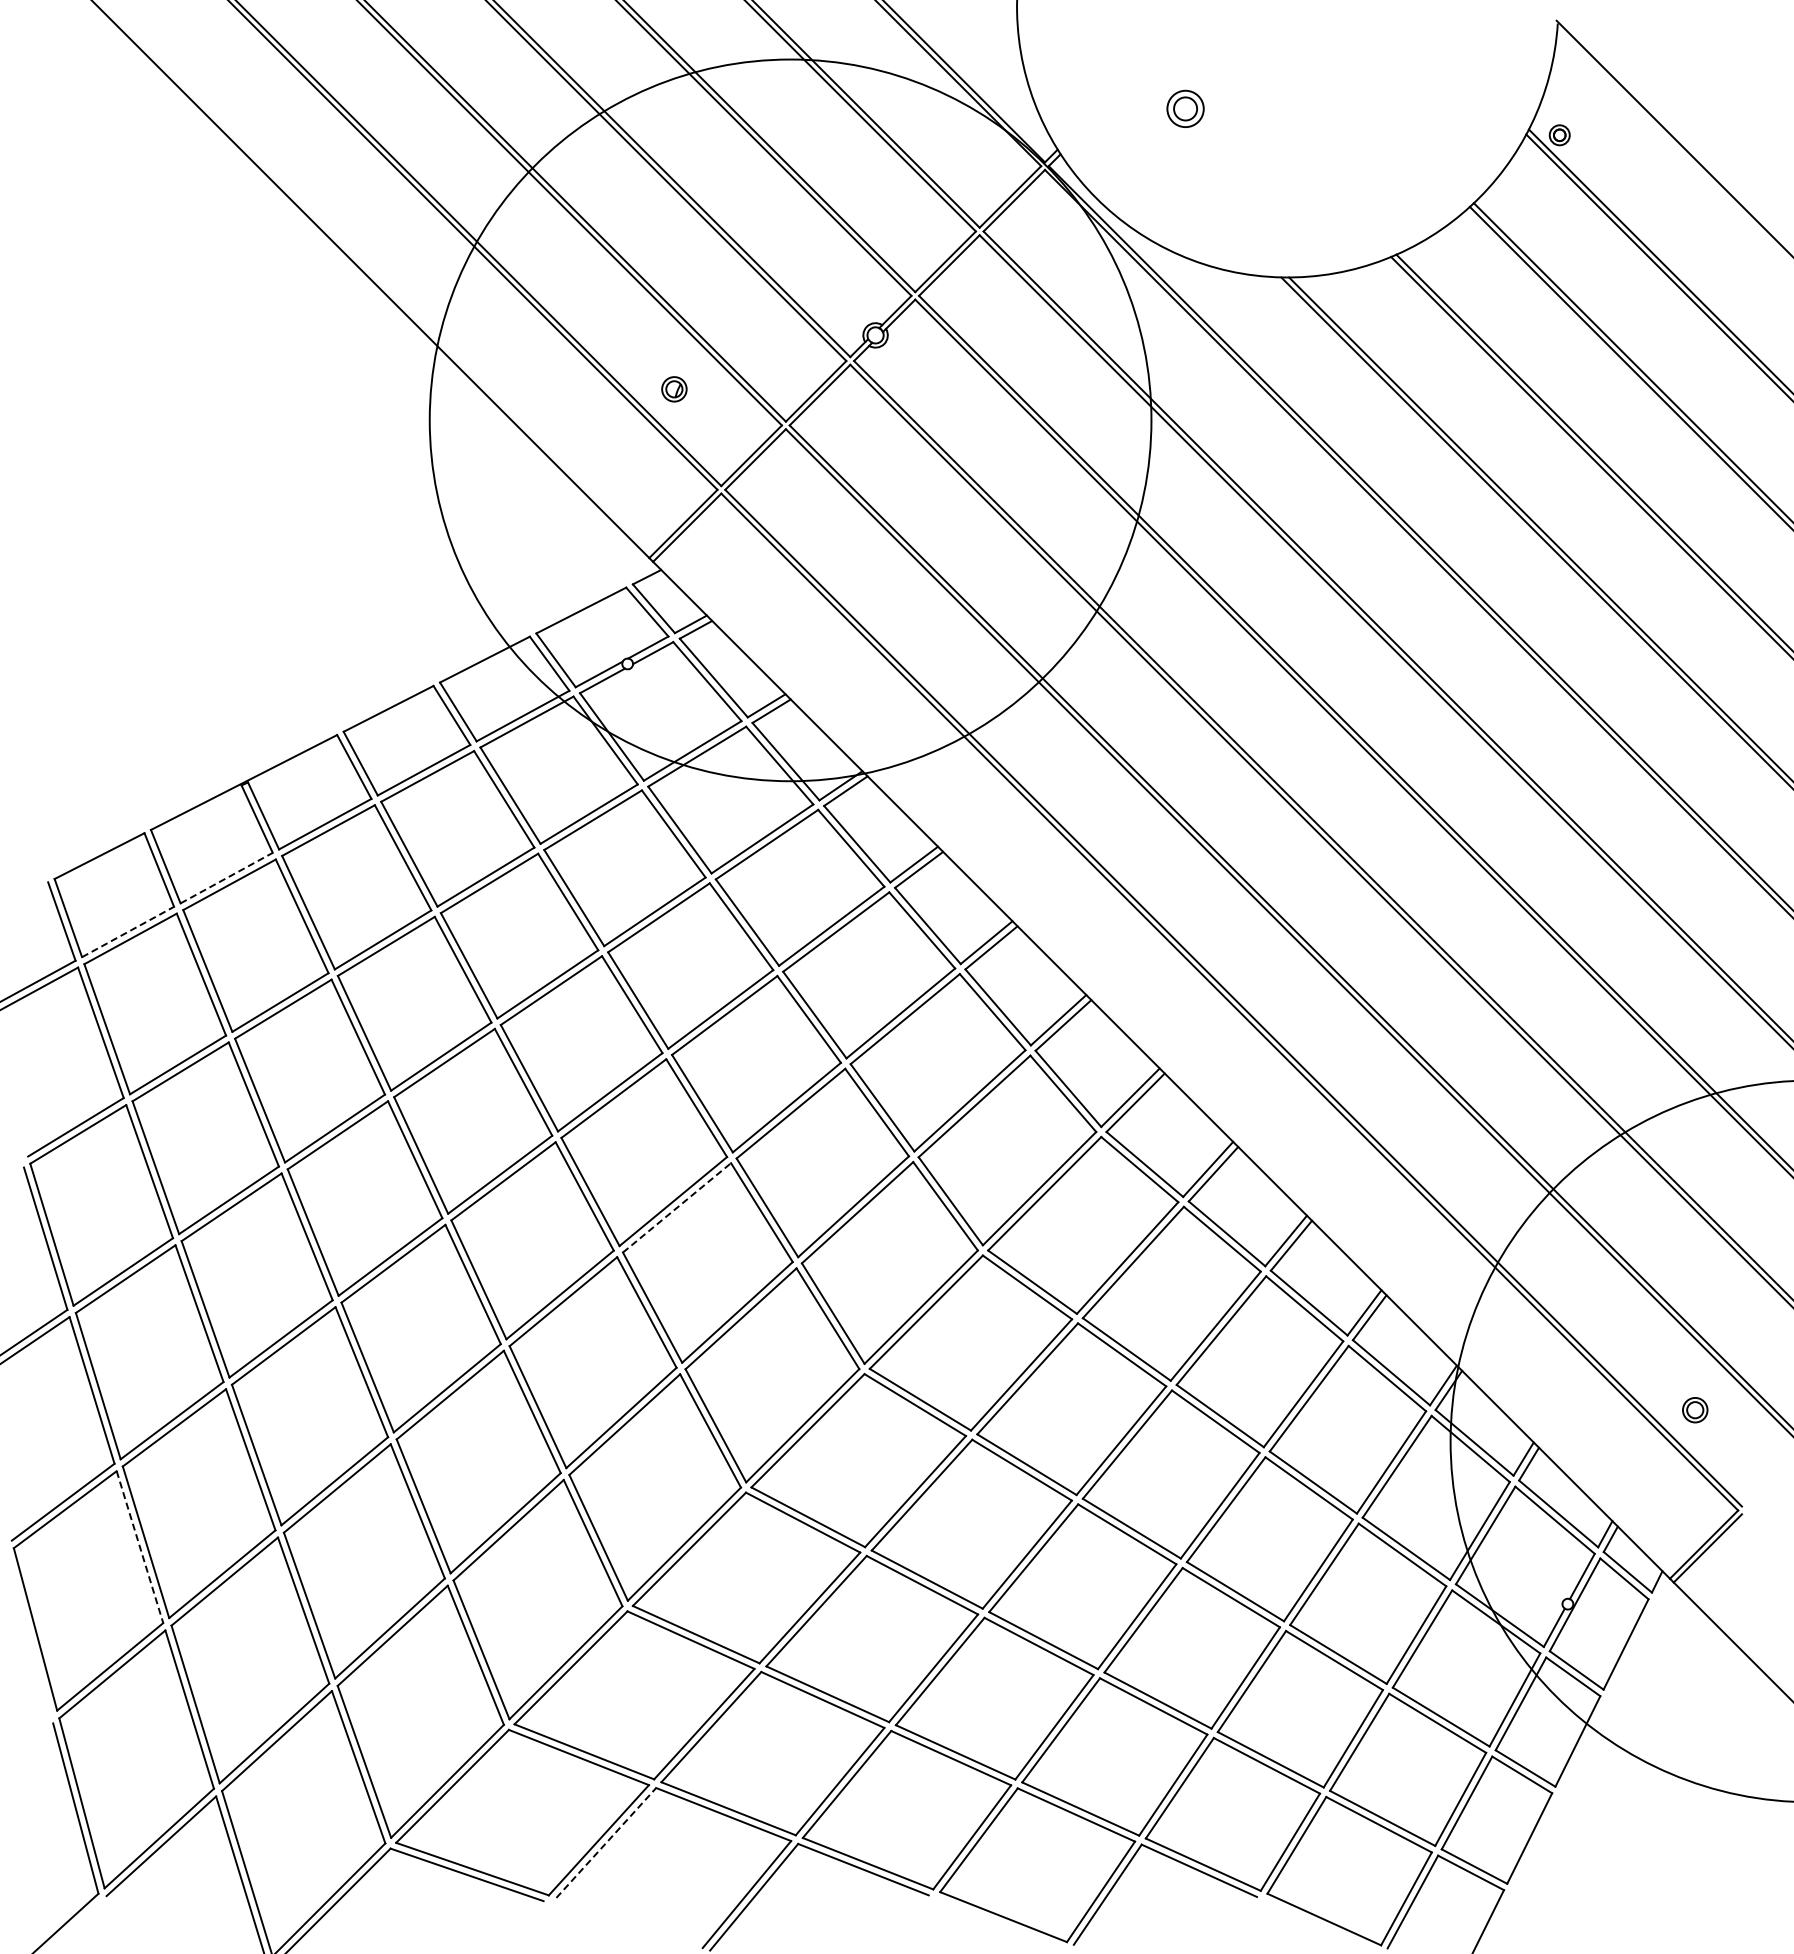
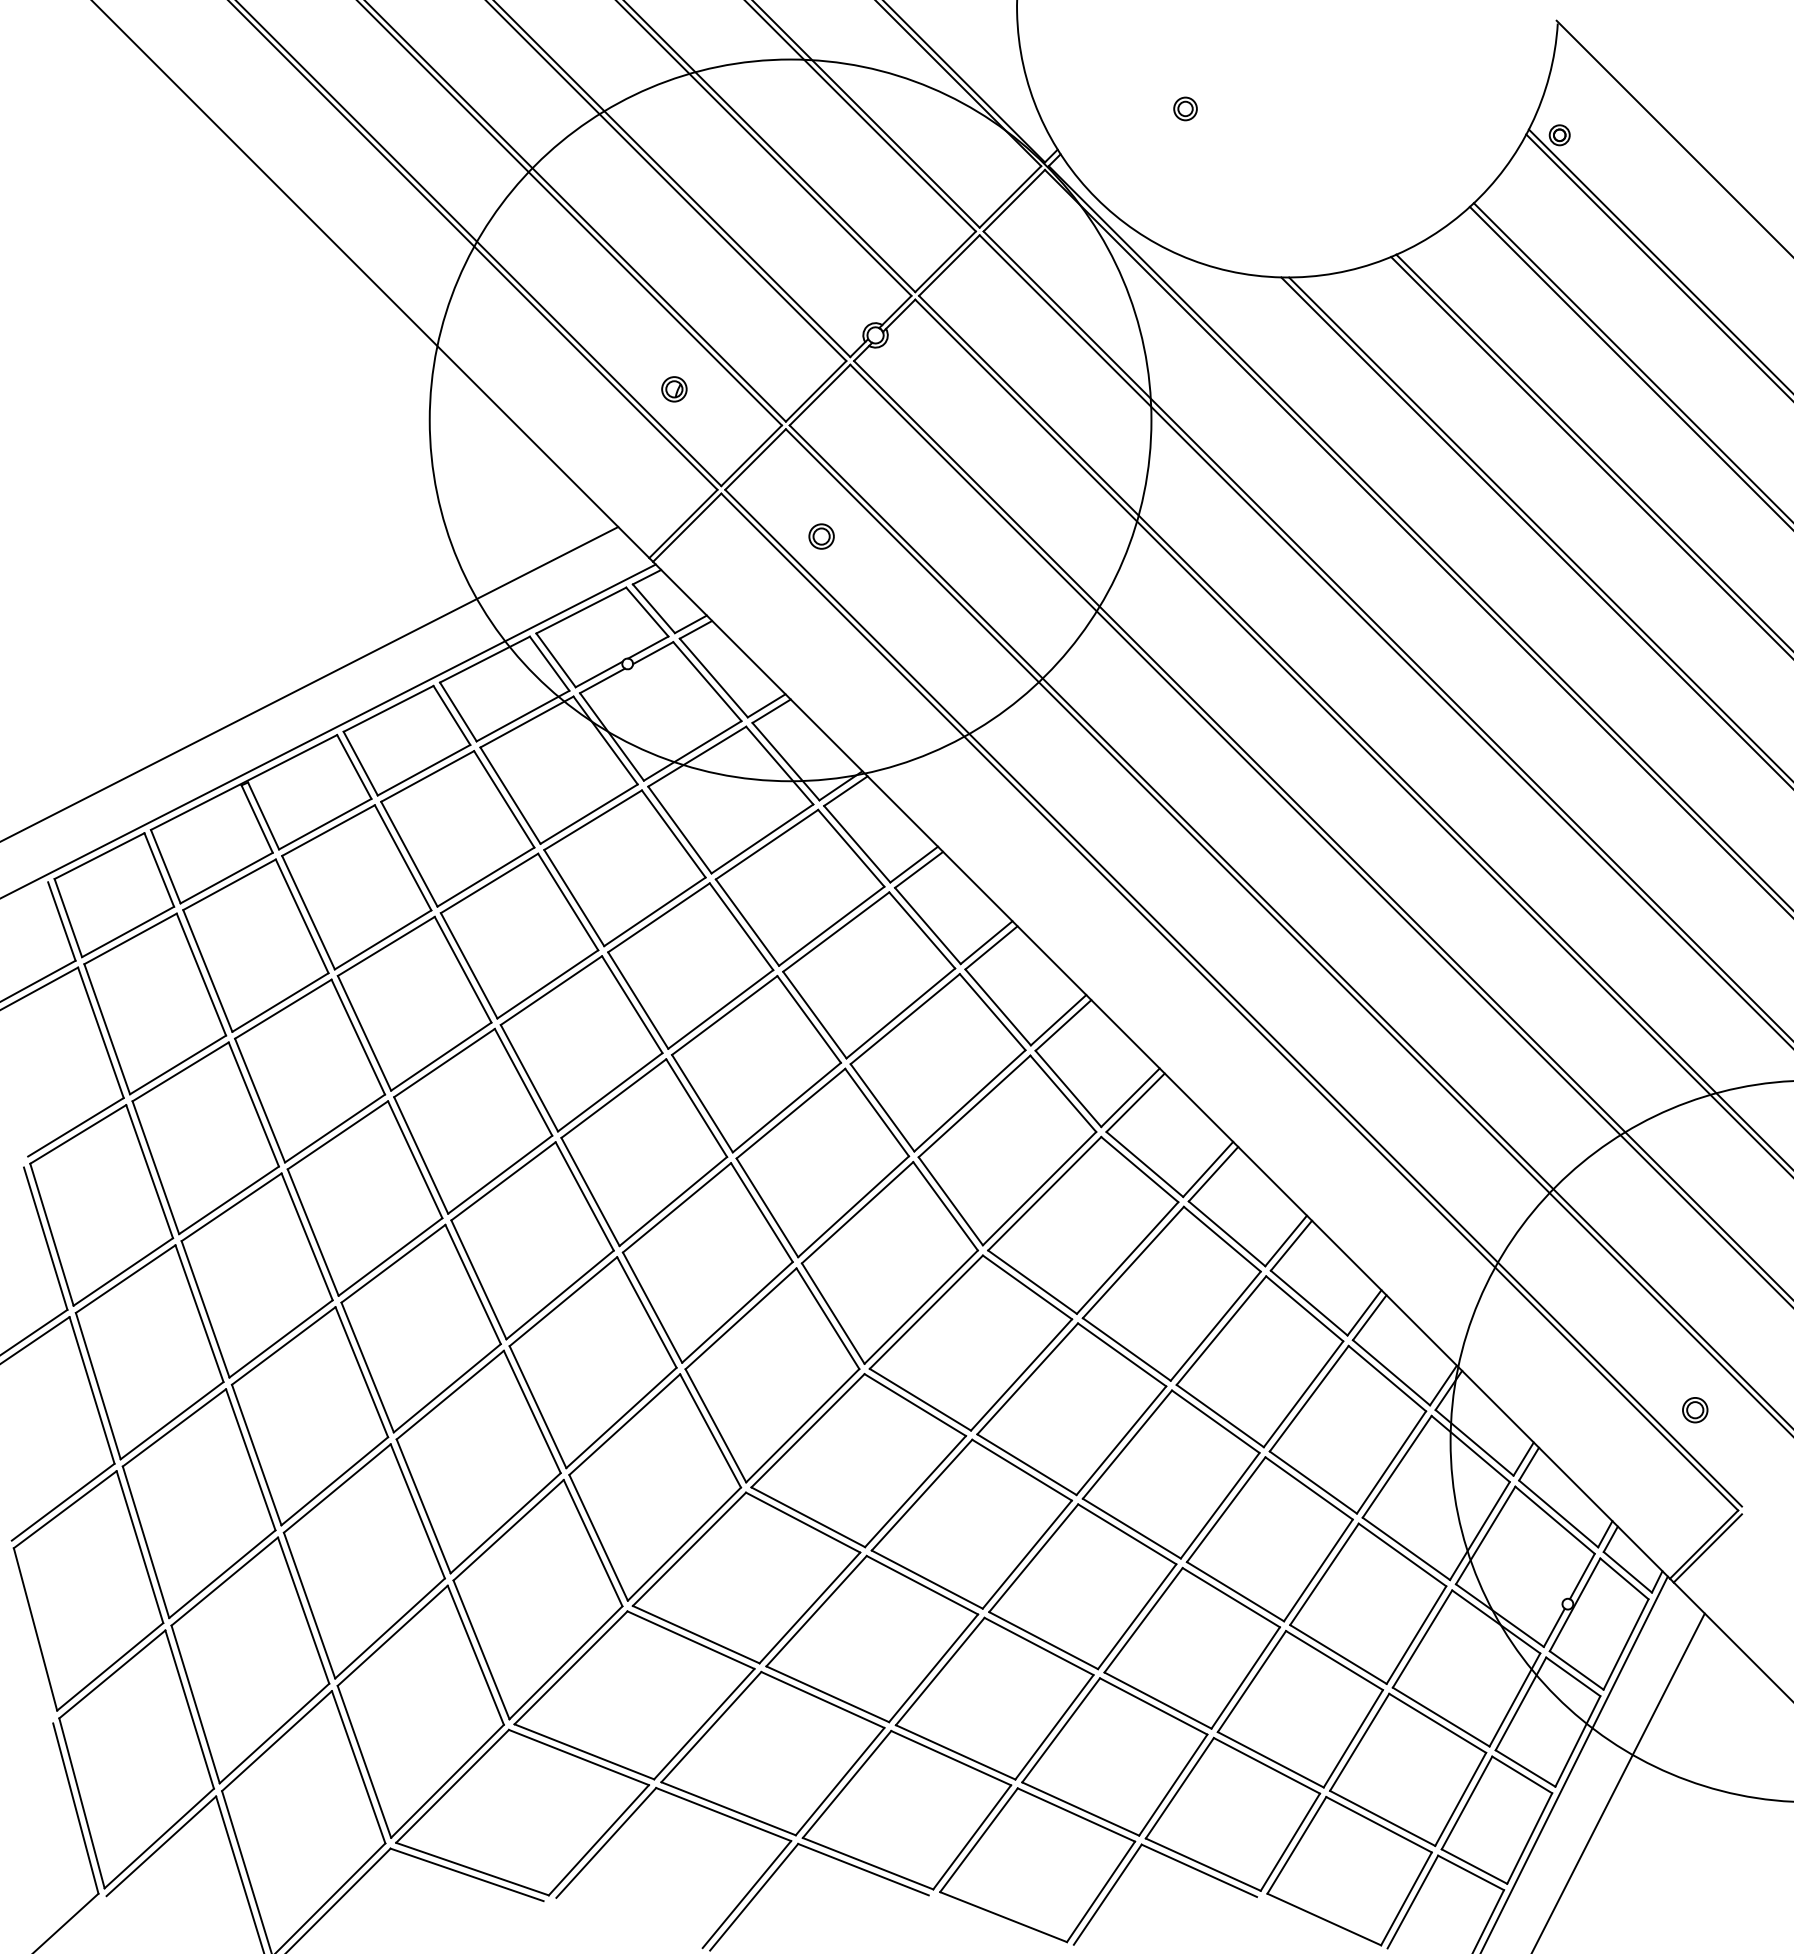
part size: 39x39 px -> 25x26 px (1185, 108)
part: none -> present (821, 536)
line: none -> present (310, 683)
line: none -> present (328, 730)
line: dashed -> solid (226, 878)
line: dashed -> solid (128, 931)
line: dashed -> solid (677, 1207)
line: dashed -> solid (140, 1547)
line: none -> present (1574, 1763)
line: none -> present (1618, 1781)
line: dashed -> solid (606, 1842)
